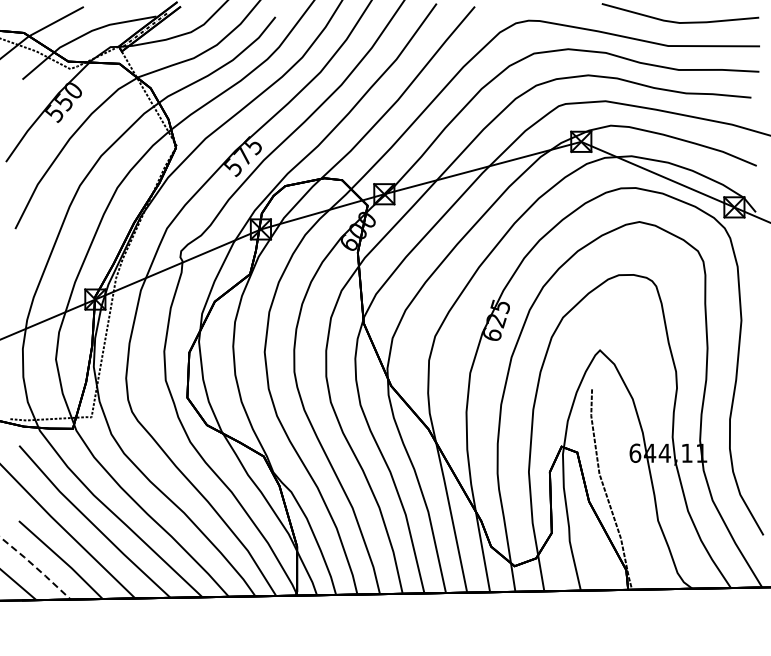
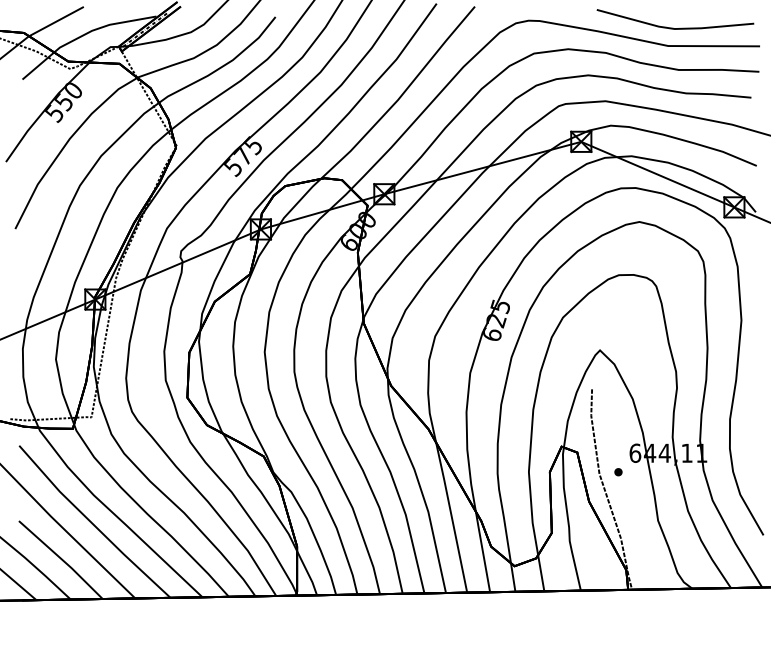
line position: (678, 21) -> (673, 27) (673, 27)
part: none -> present (618, 472)
line: dashed -> solid (36, 568)
